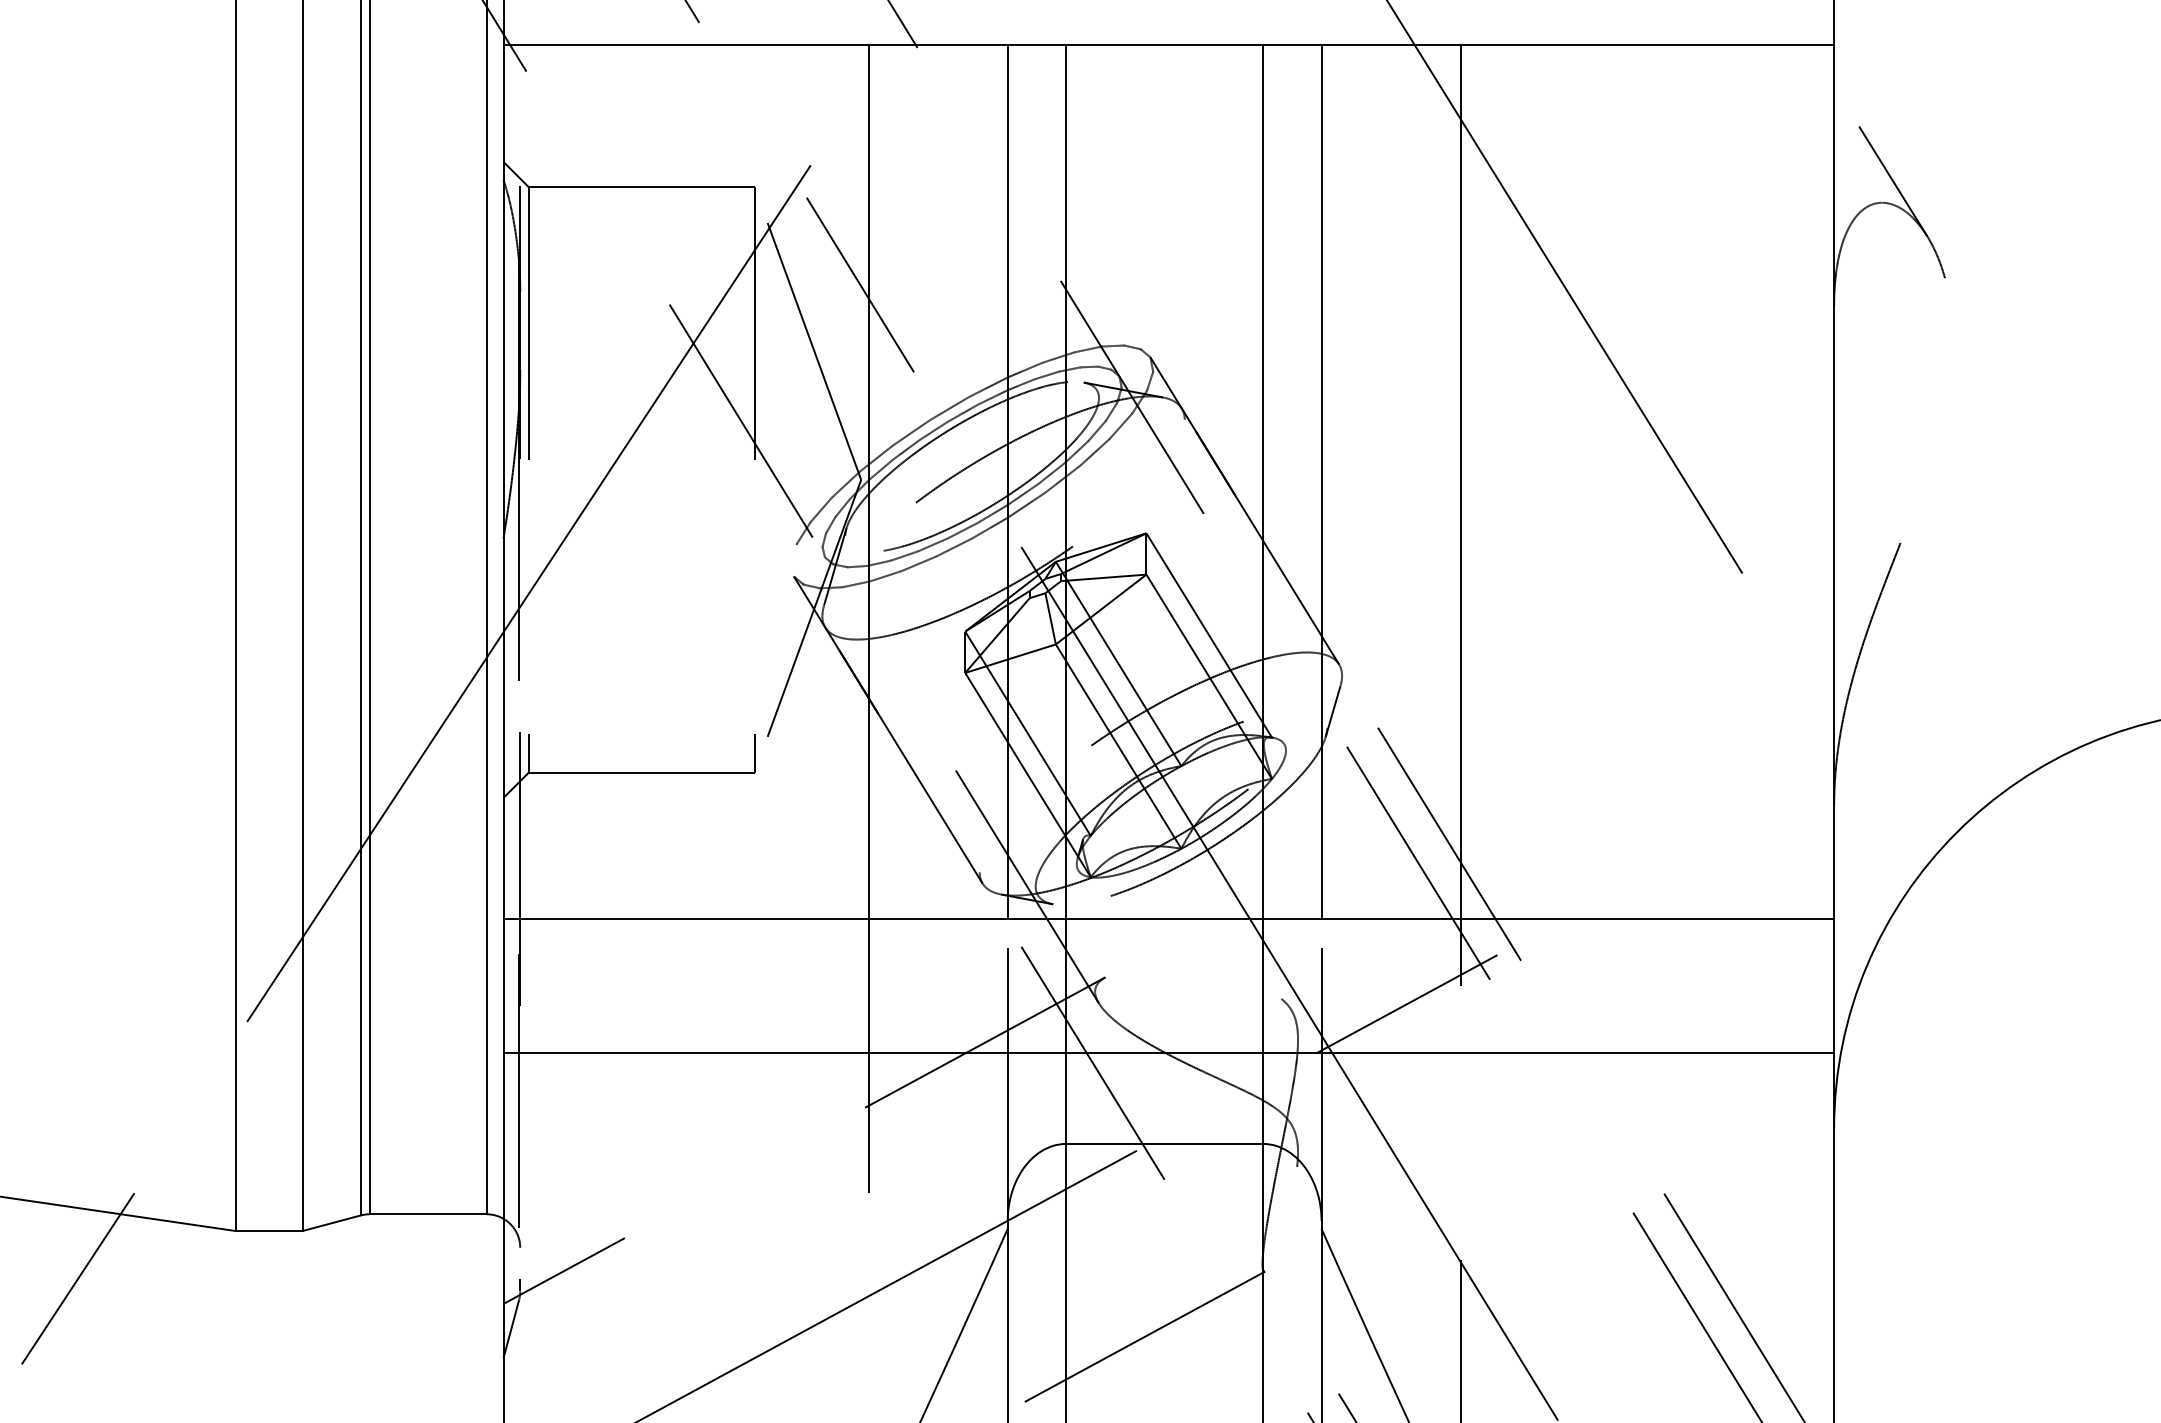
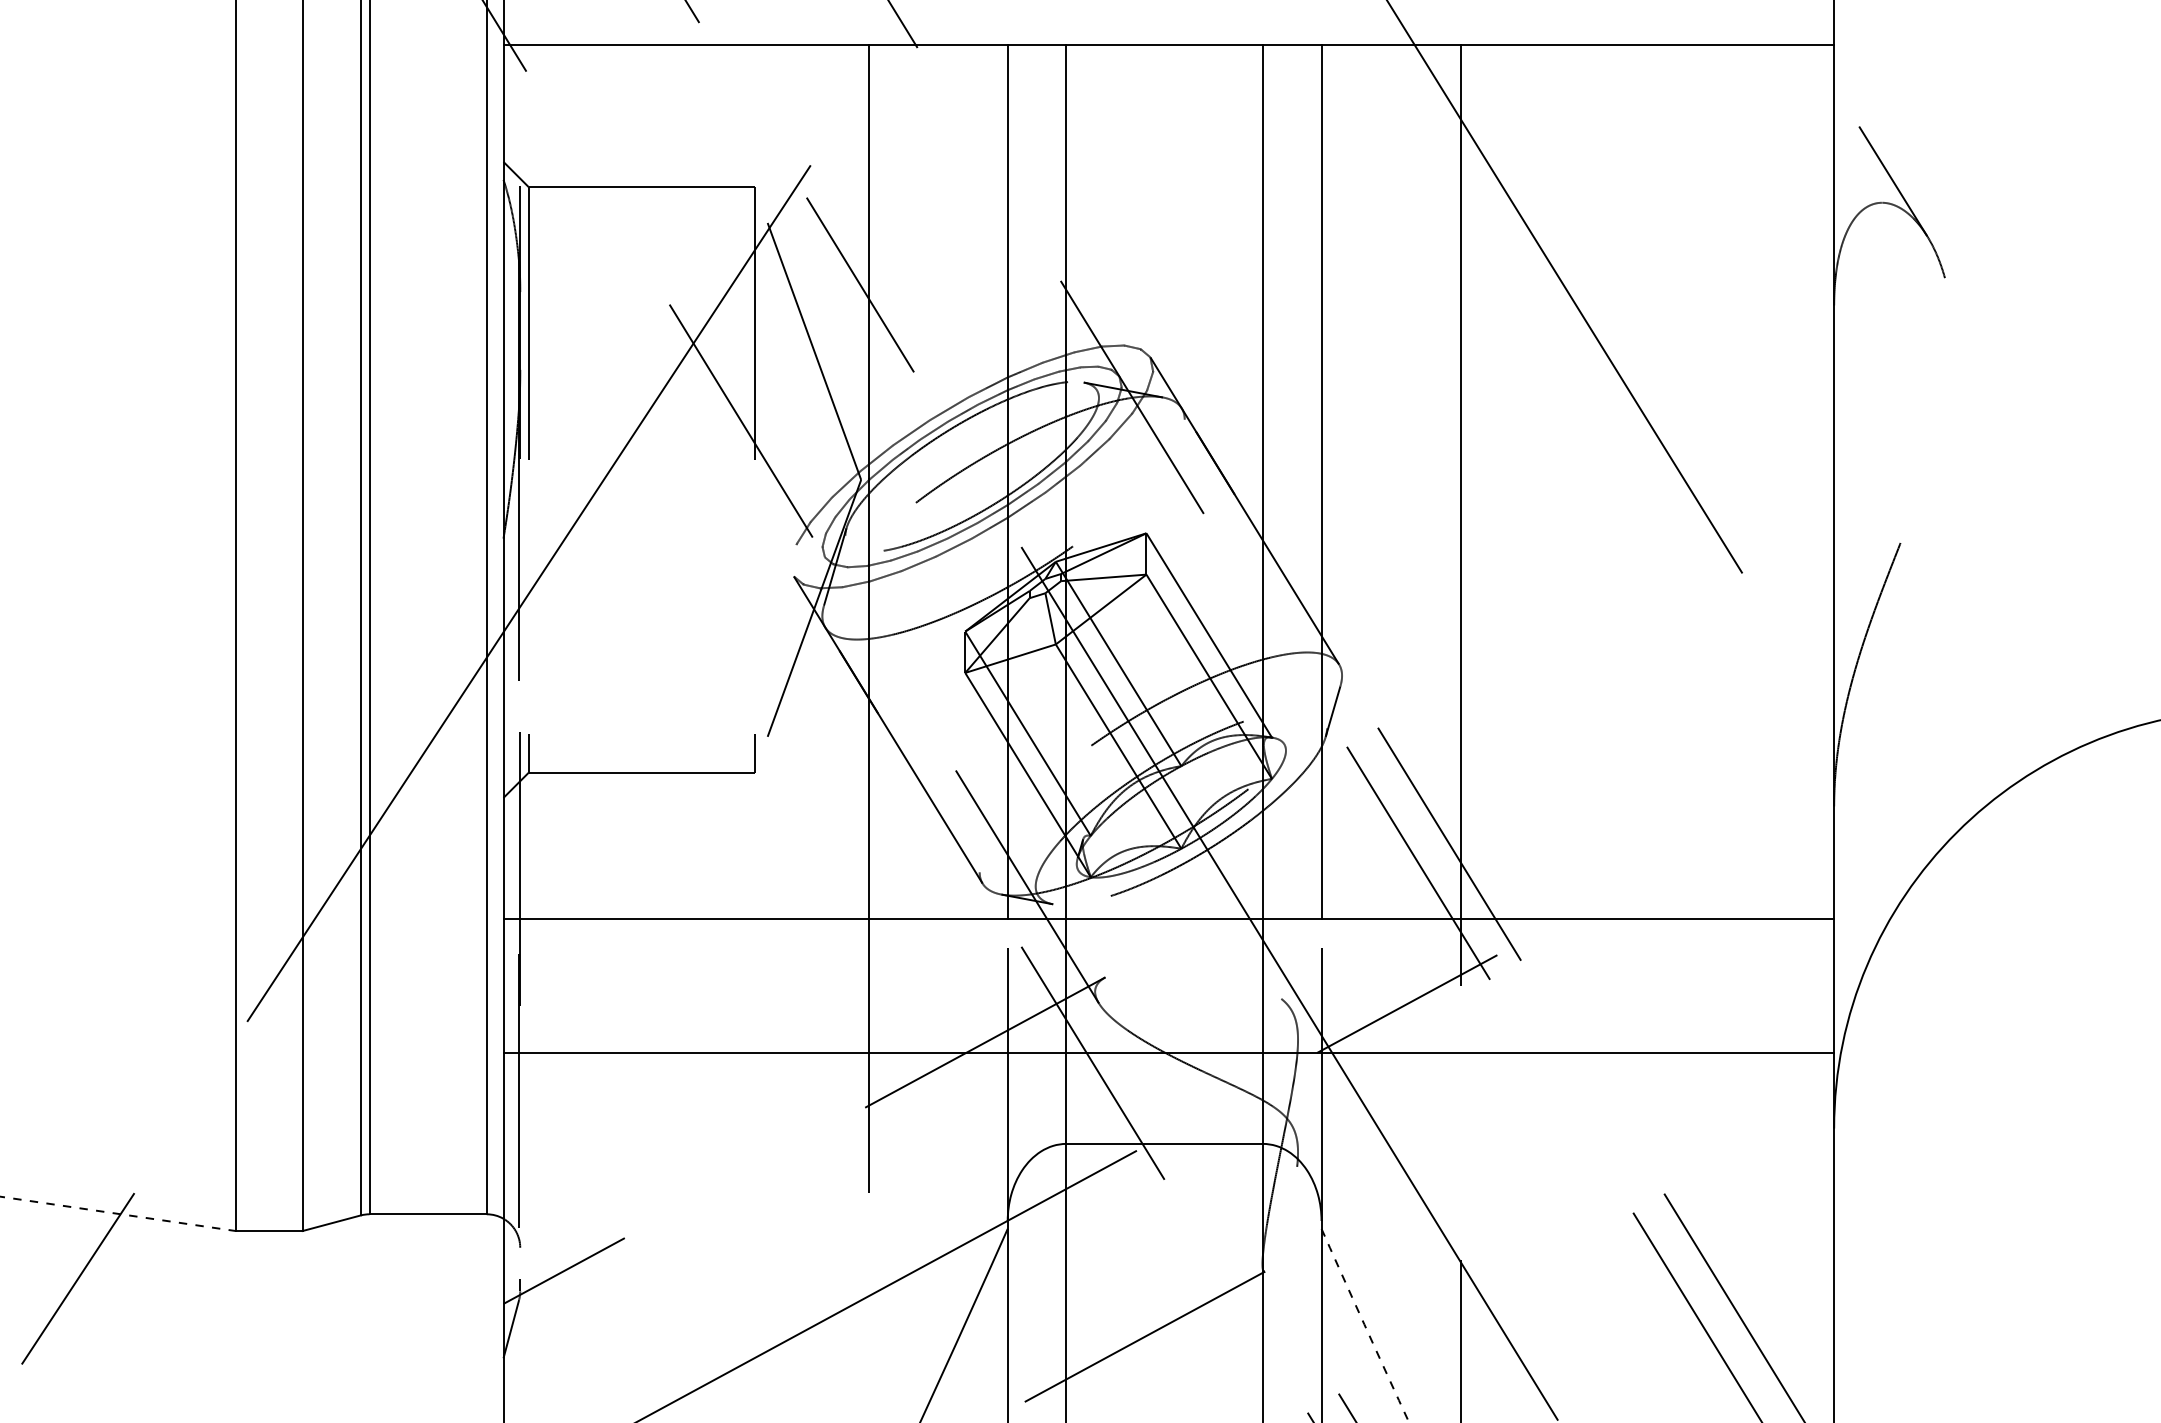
line: solid -> dashed (117, 1213)
arc: solid -> dashed (1365, 1326)
